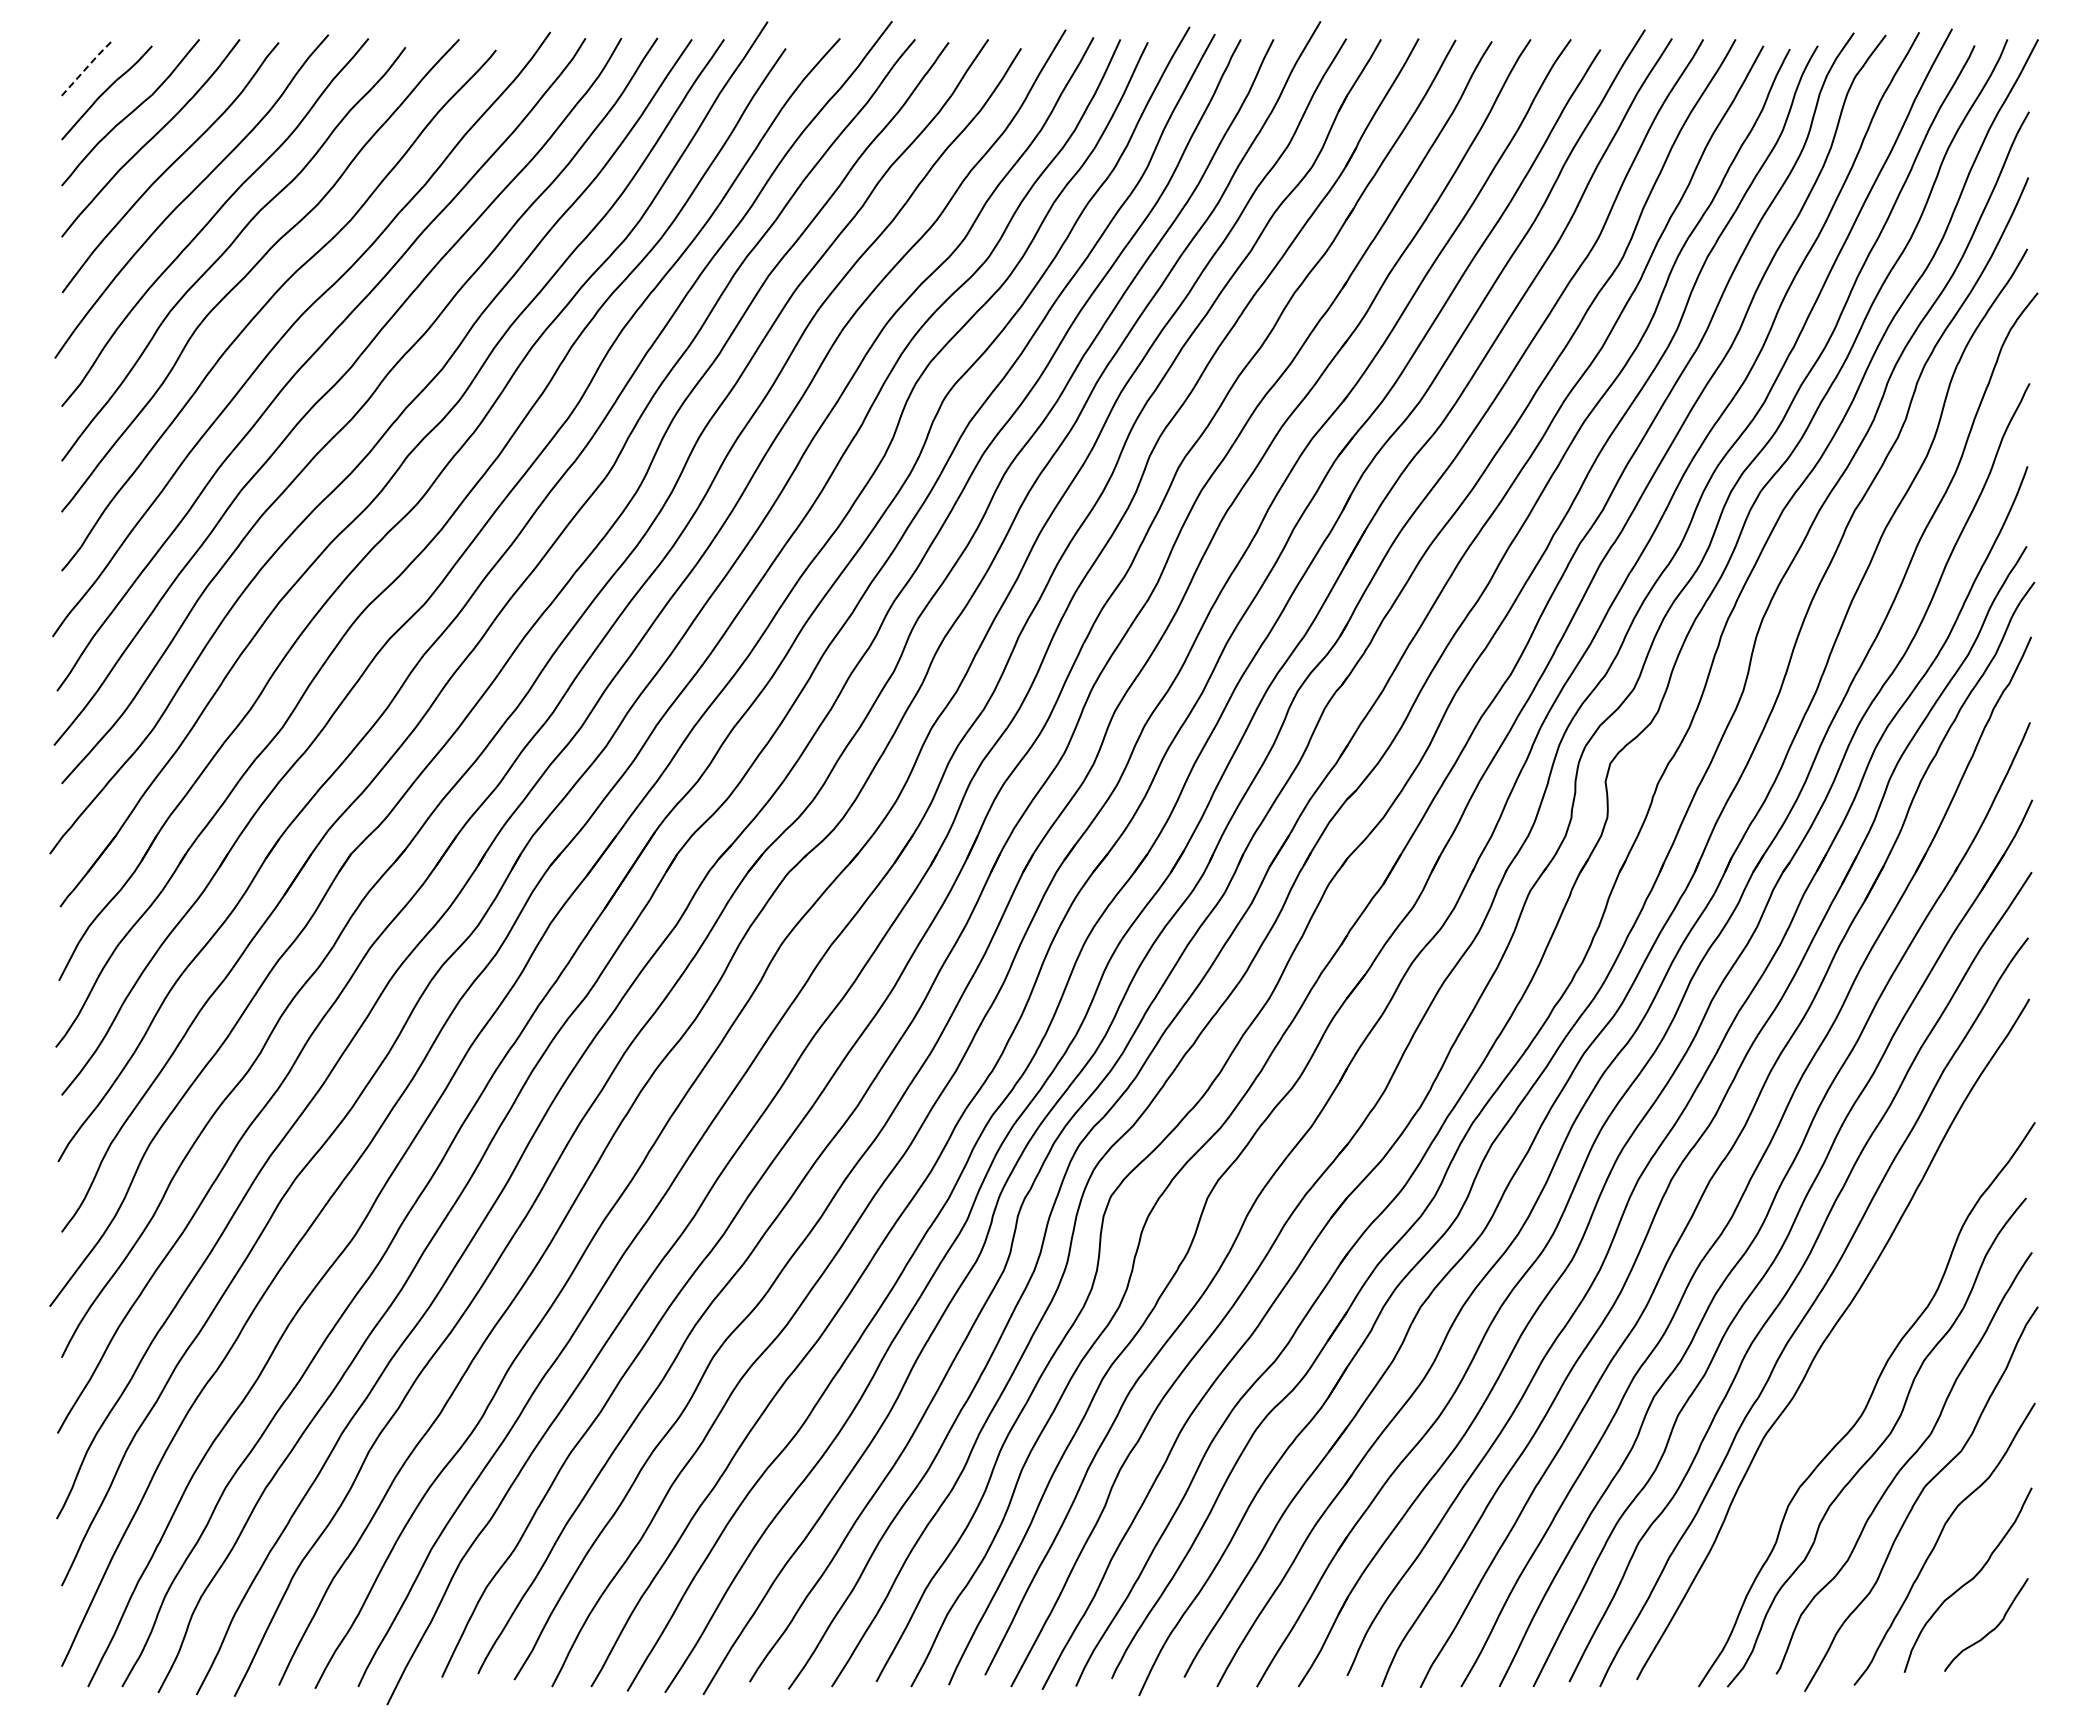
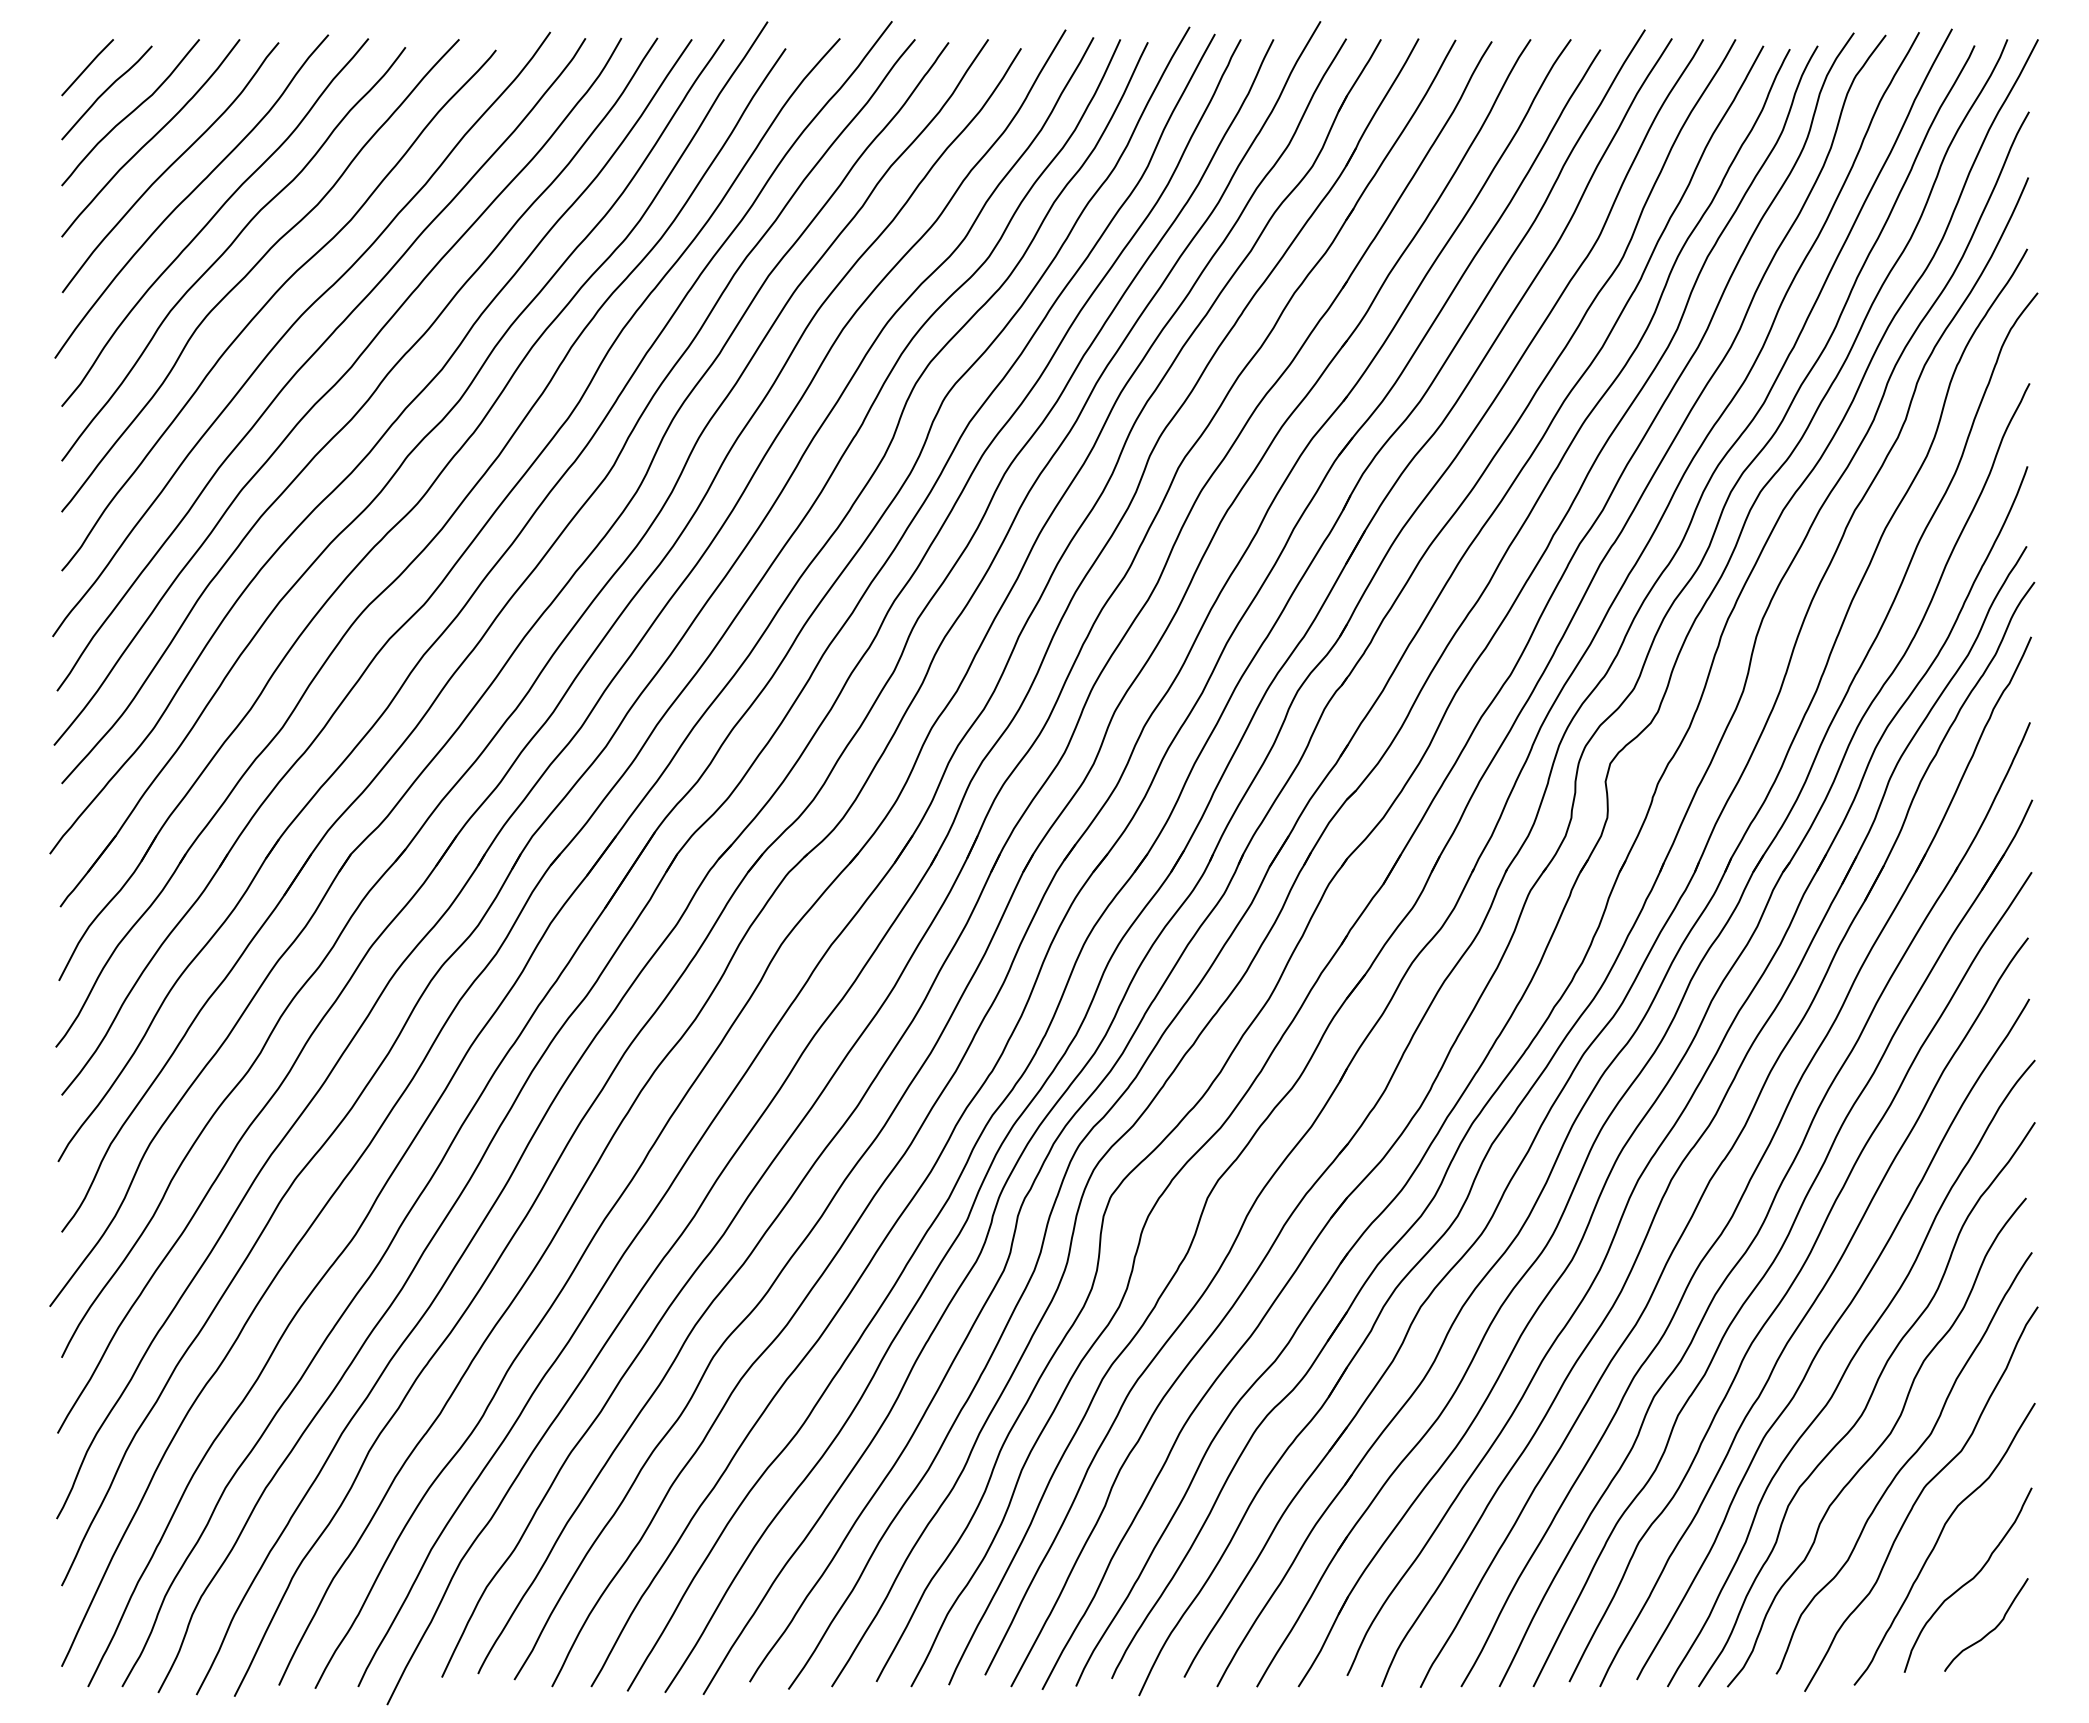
line: dashed -> solid (88, 66)
curve: none -> present (1846, 1371)
